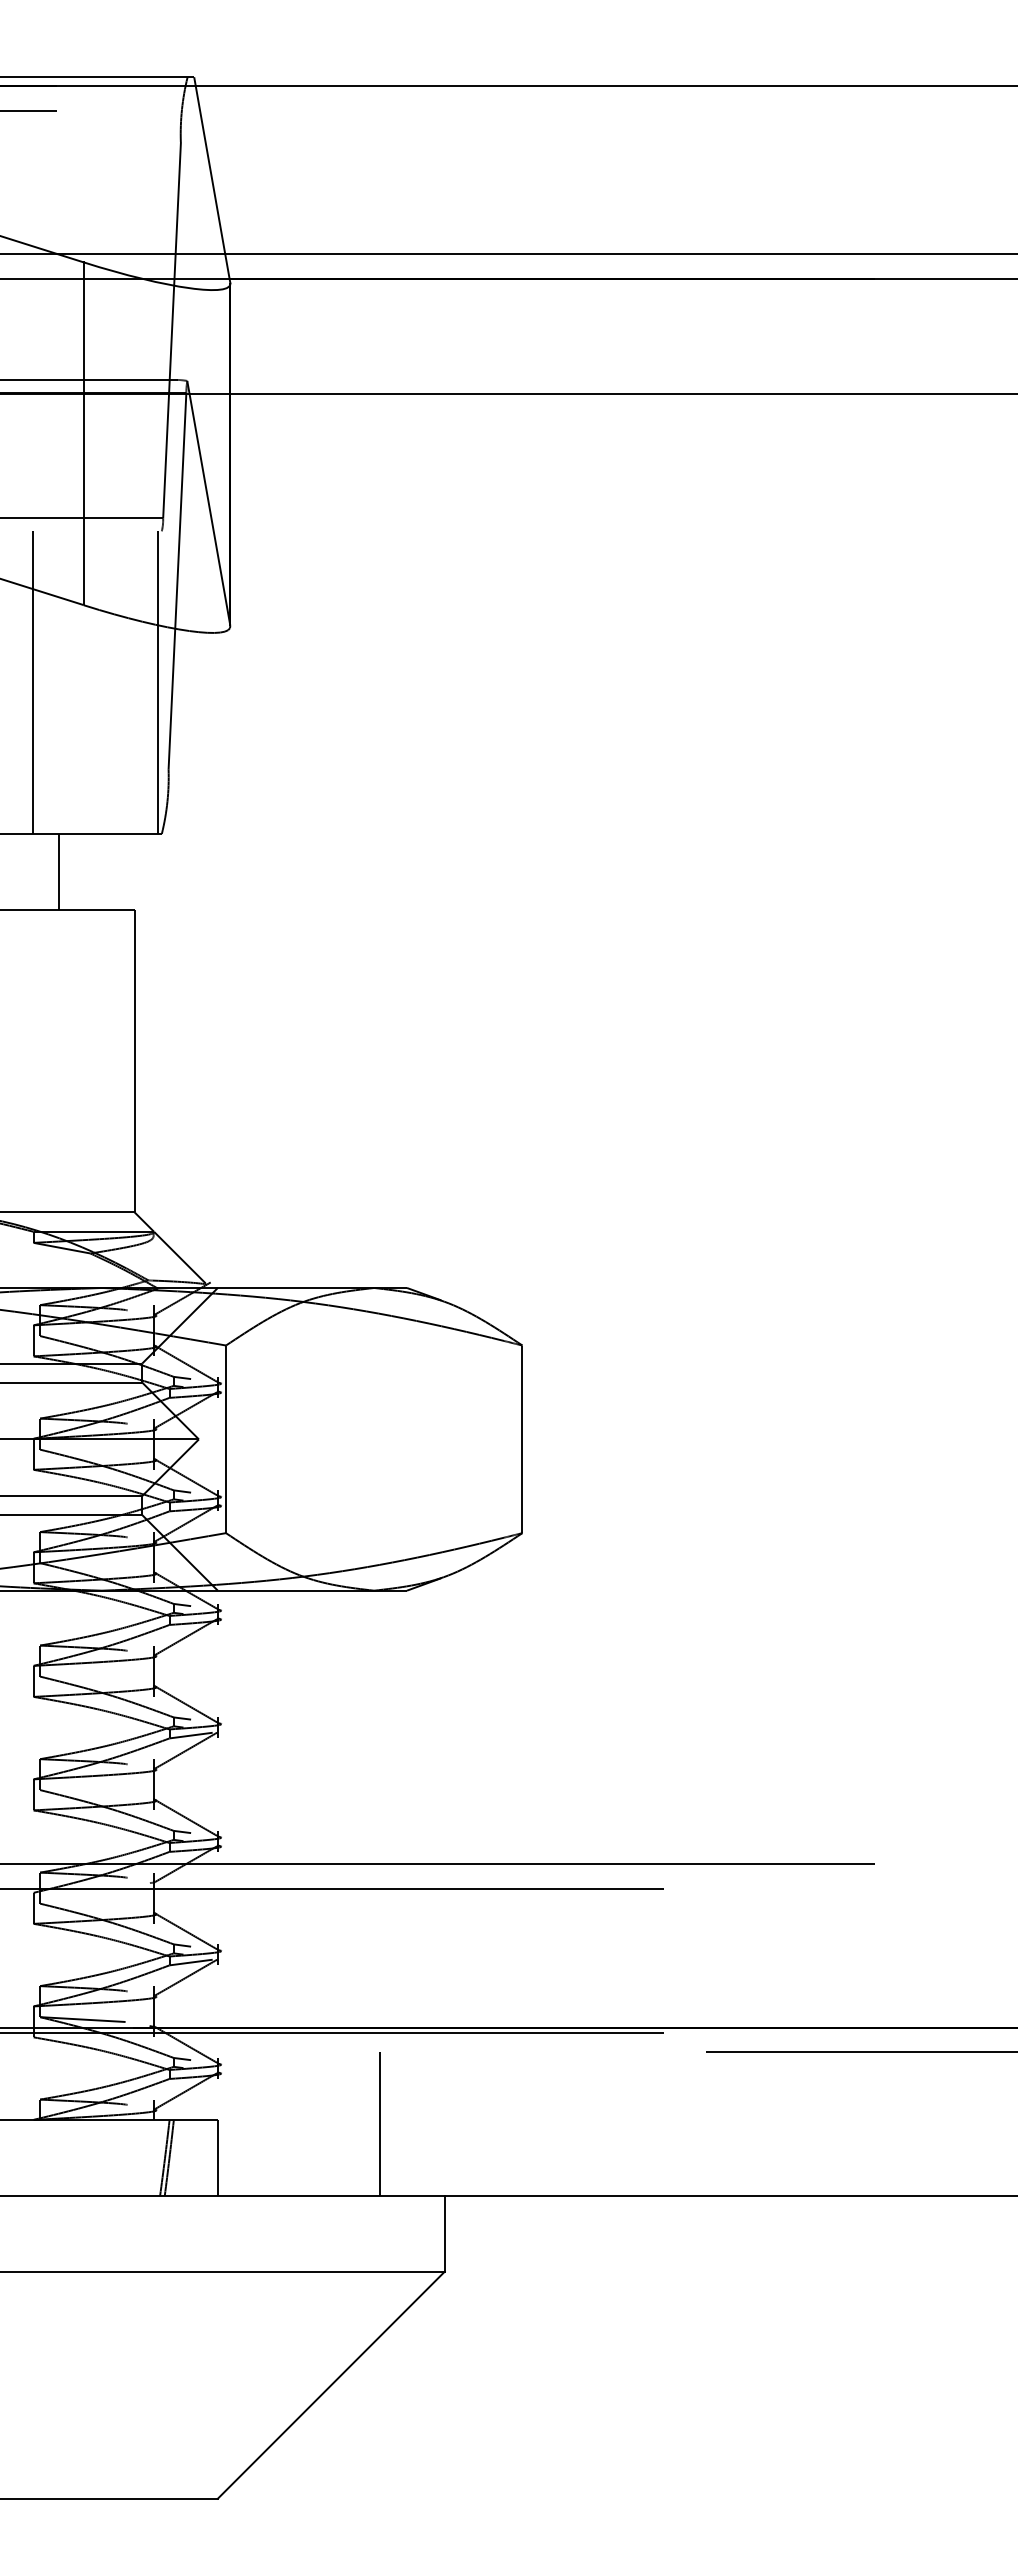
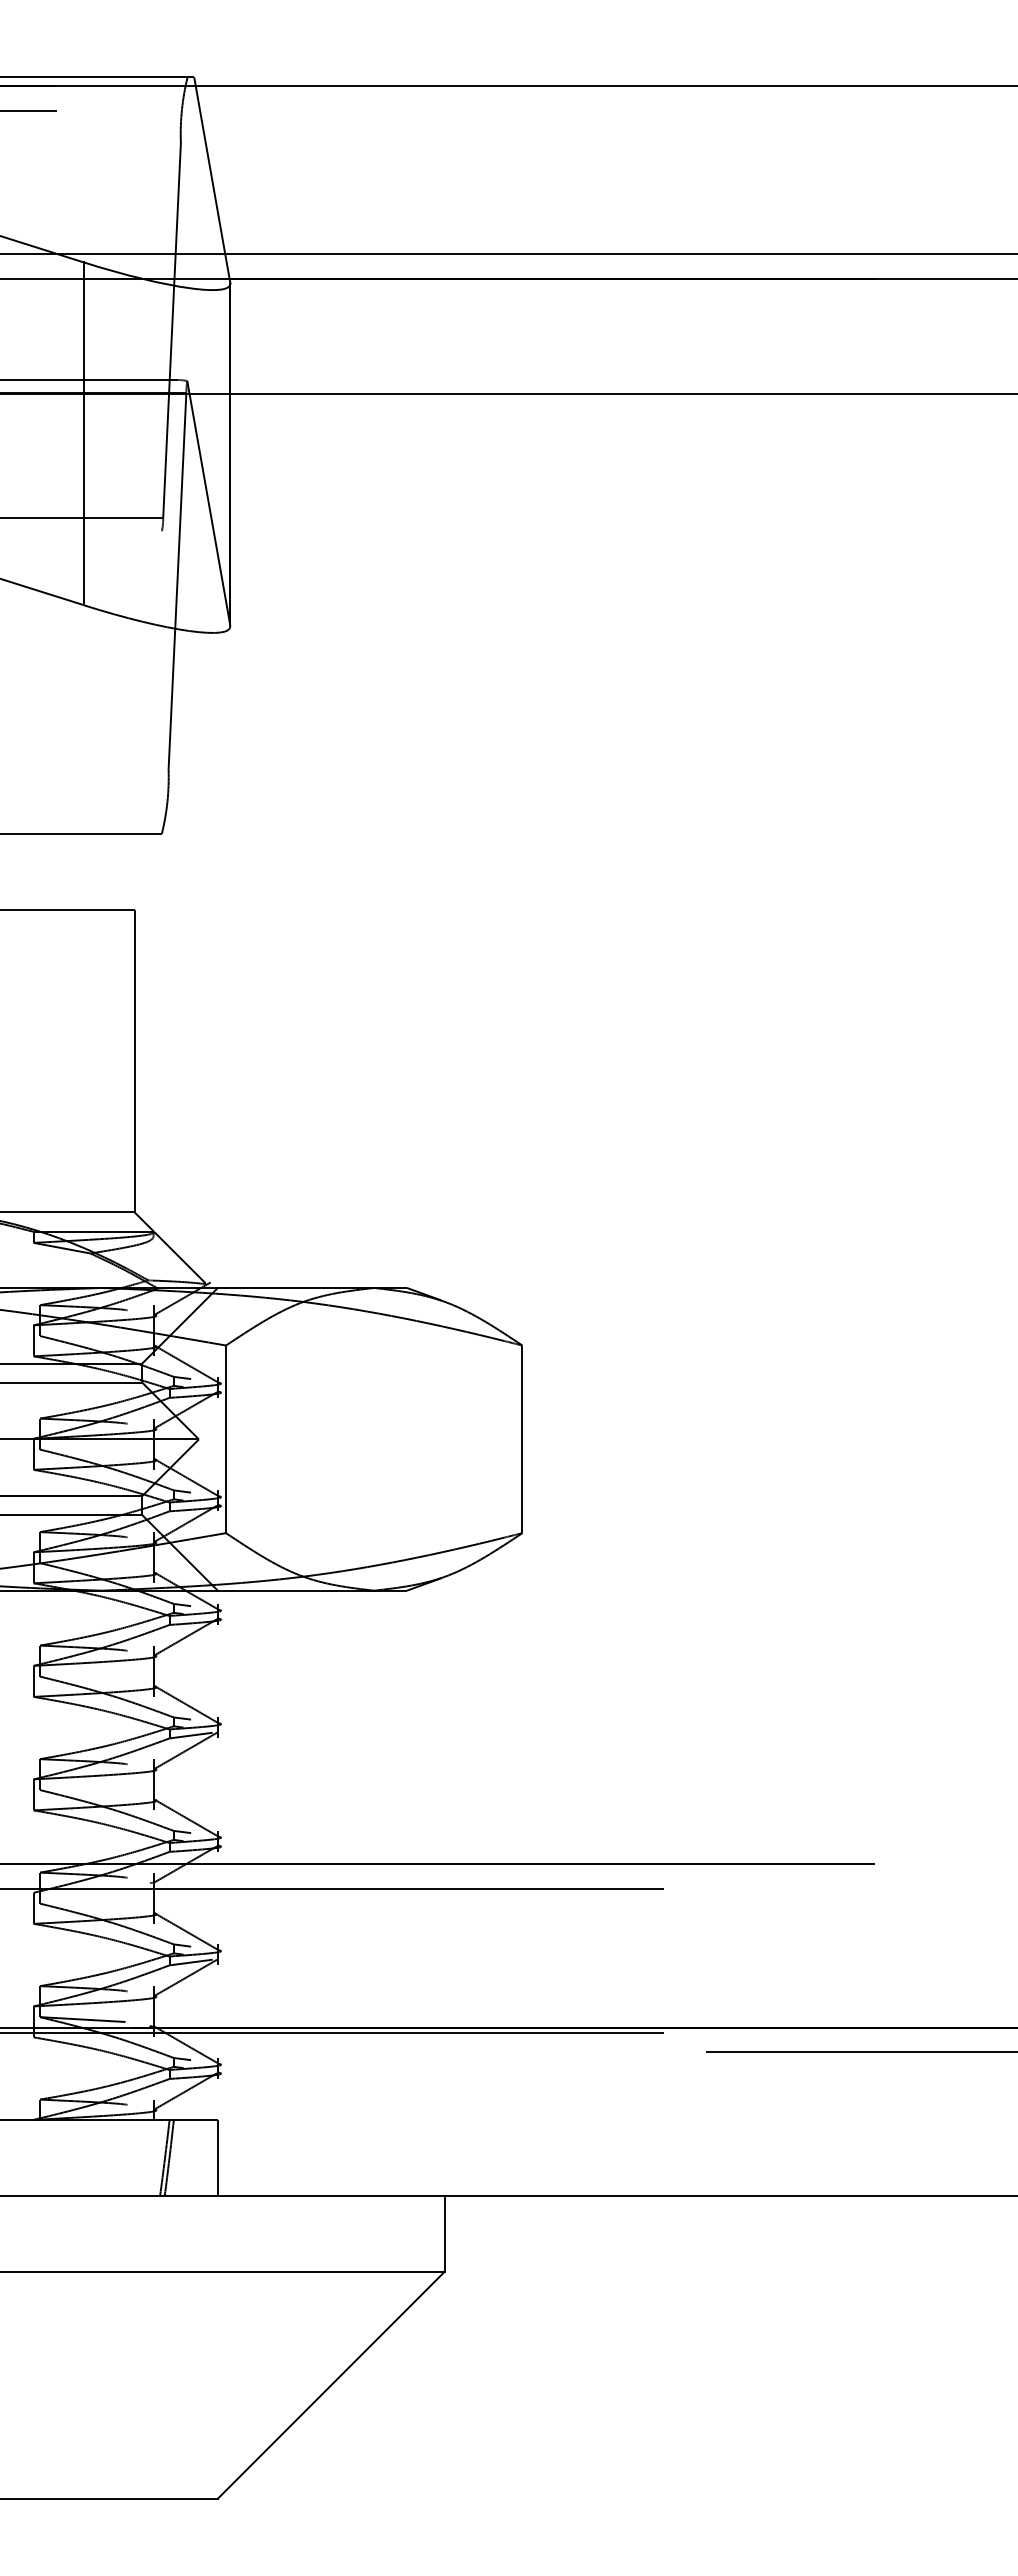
line: present -> none (32, 682)
line: present -> none (158, 682)
line: present -> none (58, 871)
line: present -> none (380, 2124)
